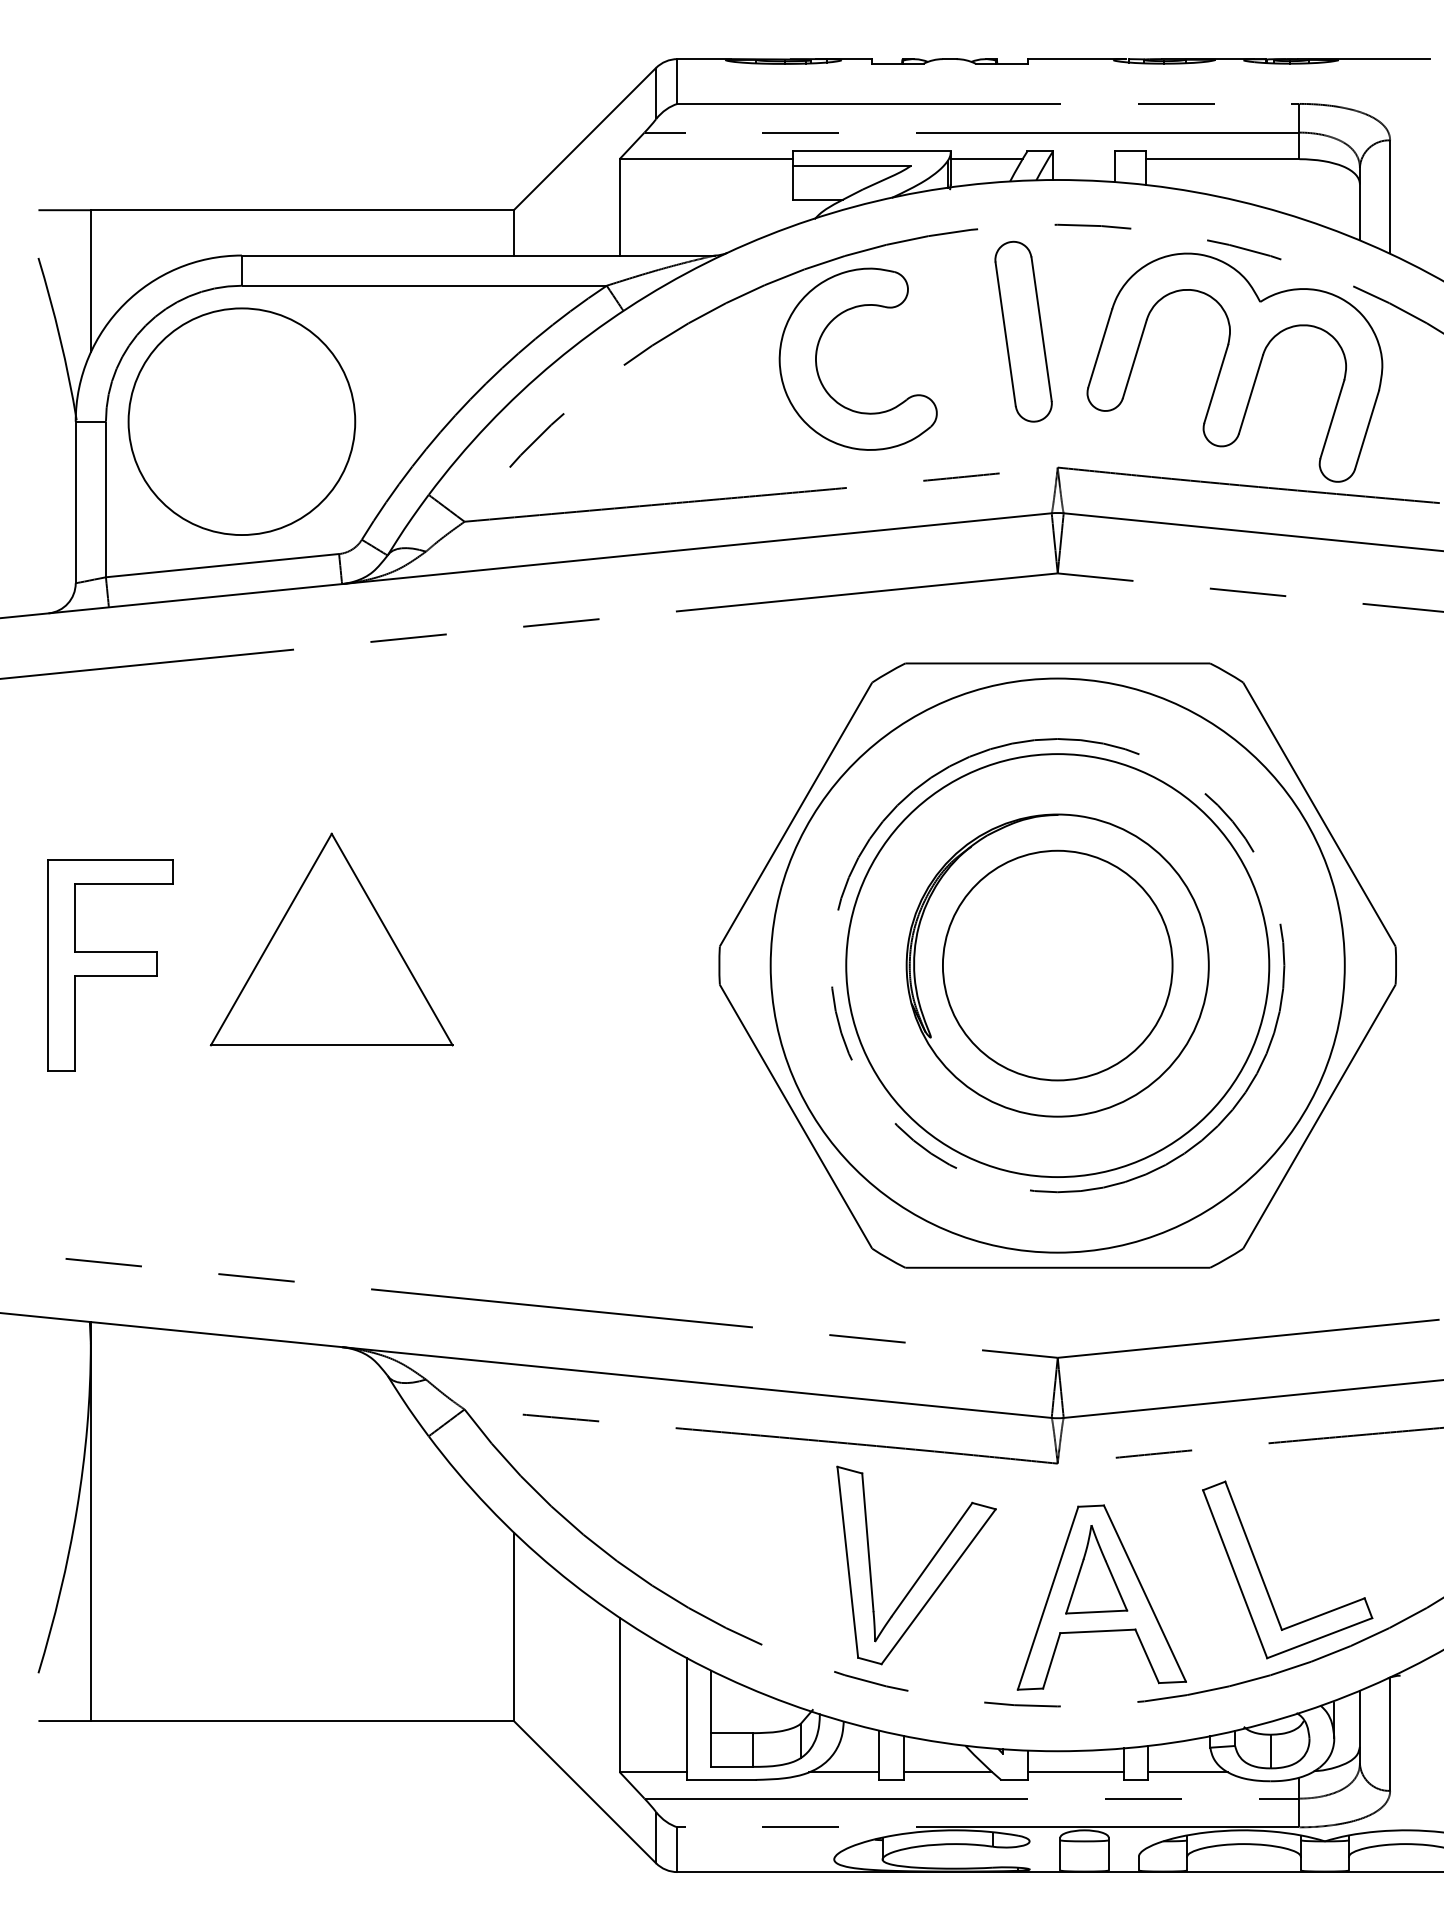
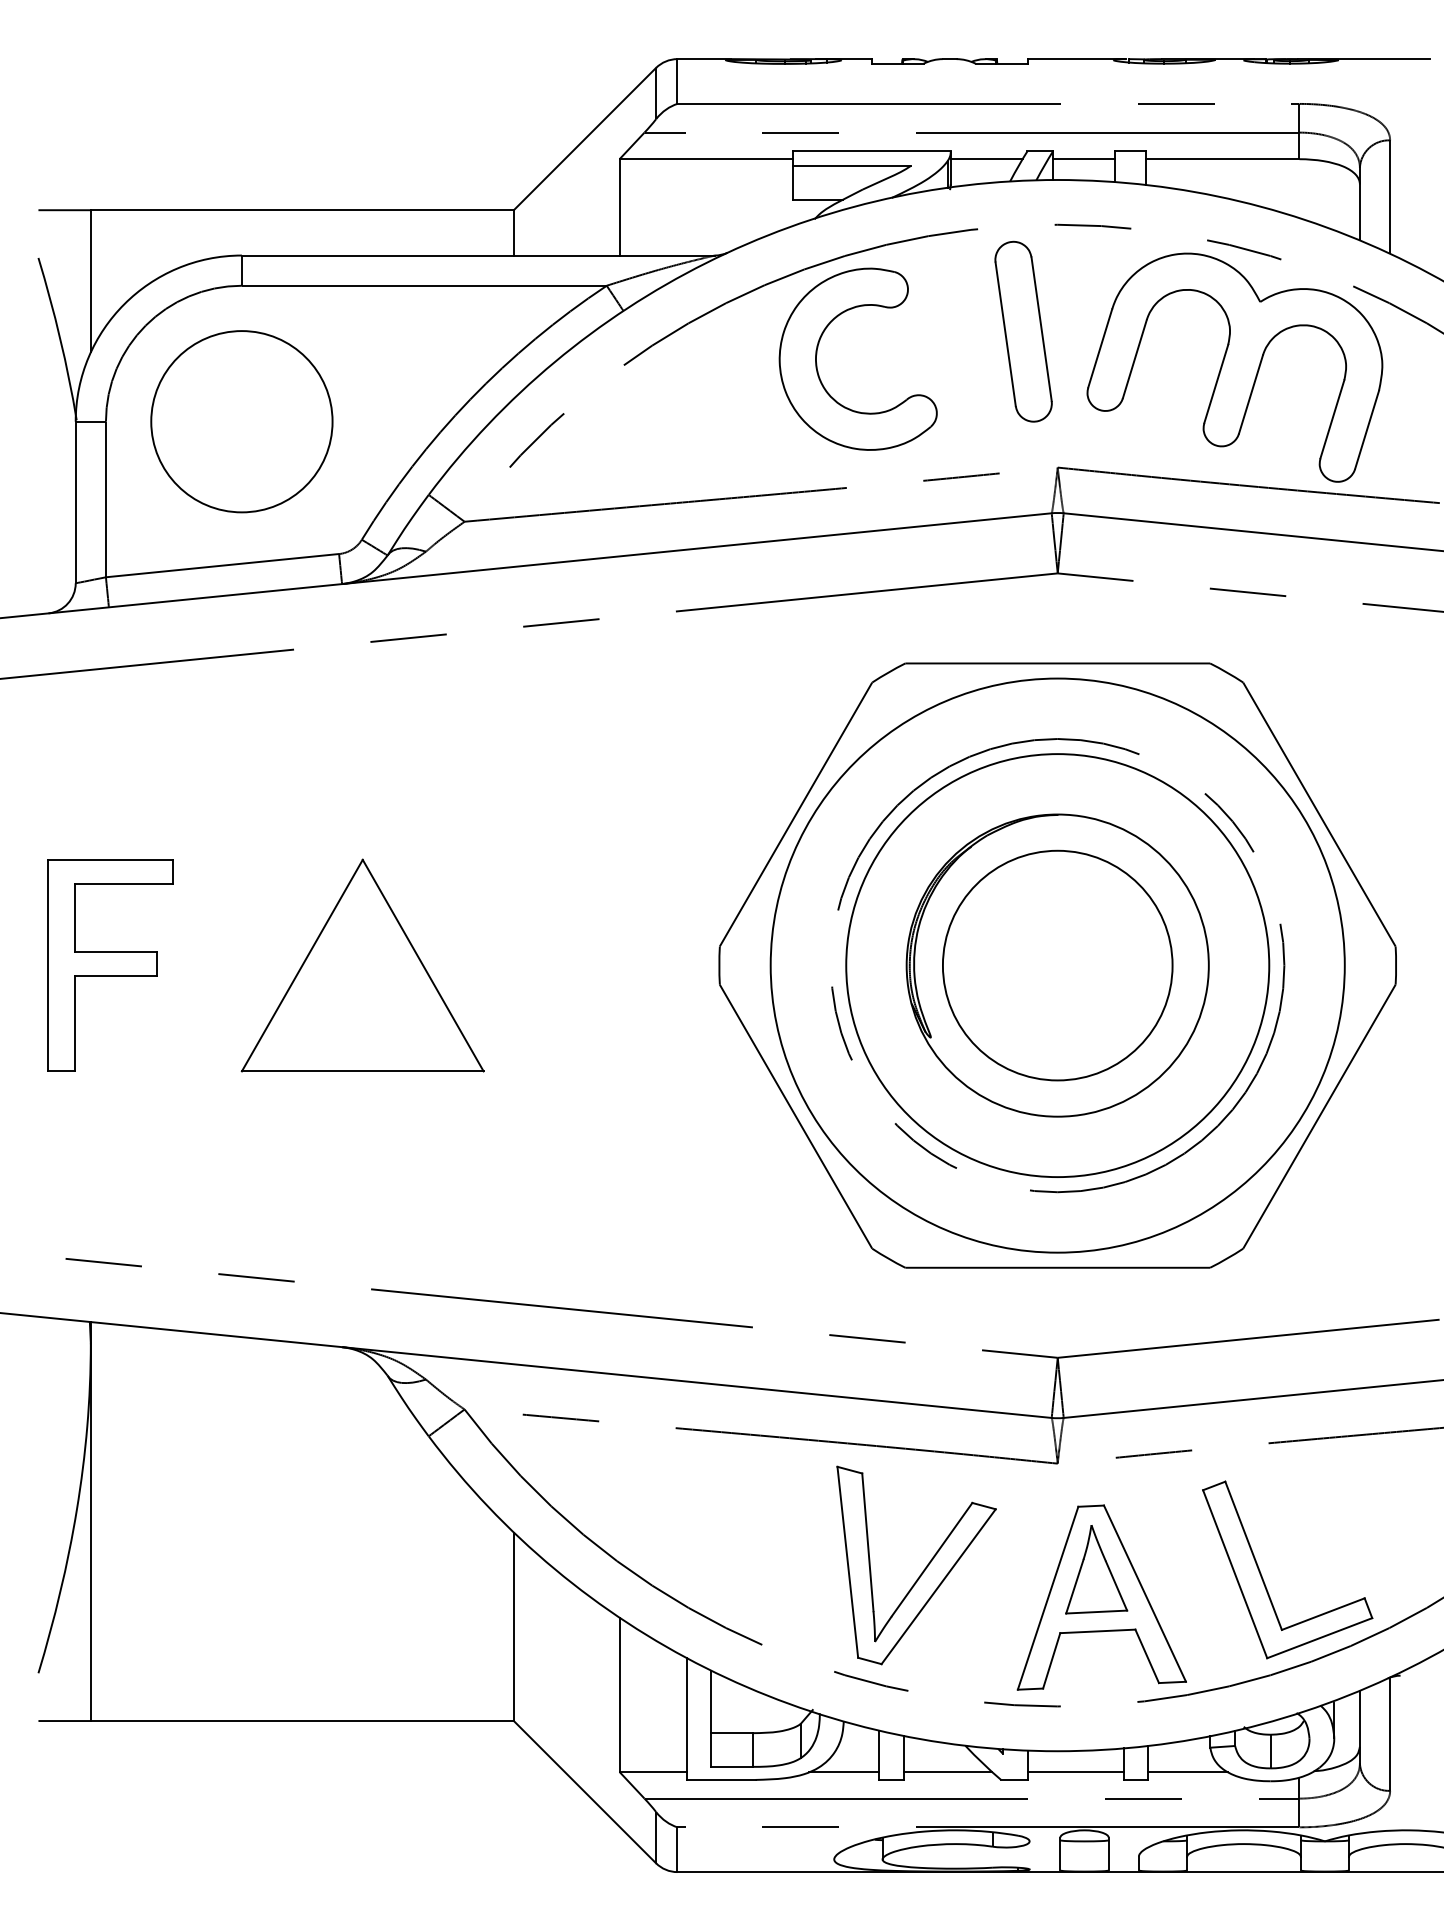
line: none -> present (1084, 159)
circle diameter: 227 px -> 181 px (241, 421)
part position: (331, 939) -> (362, 965) (362, 965)
